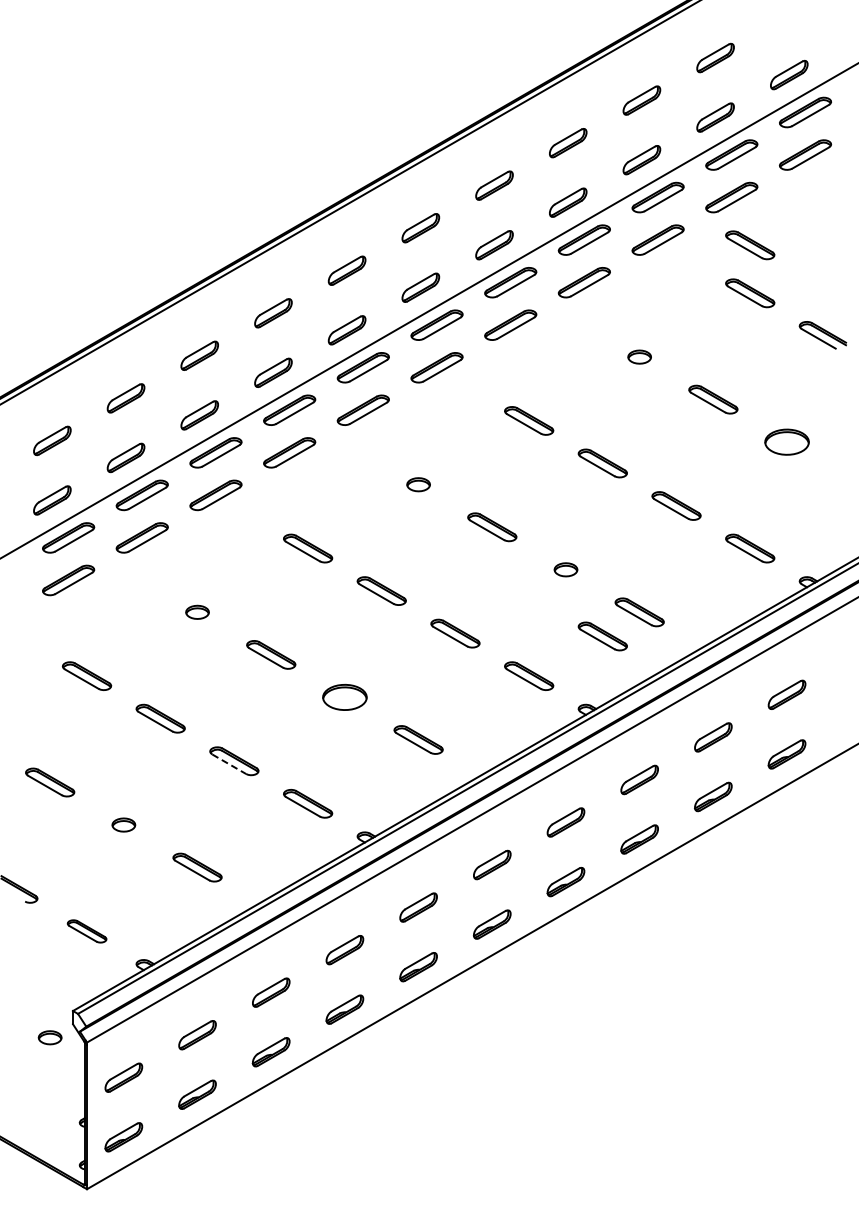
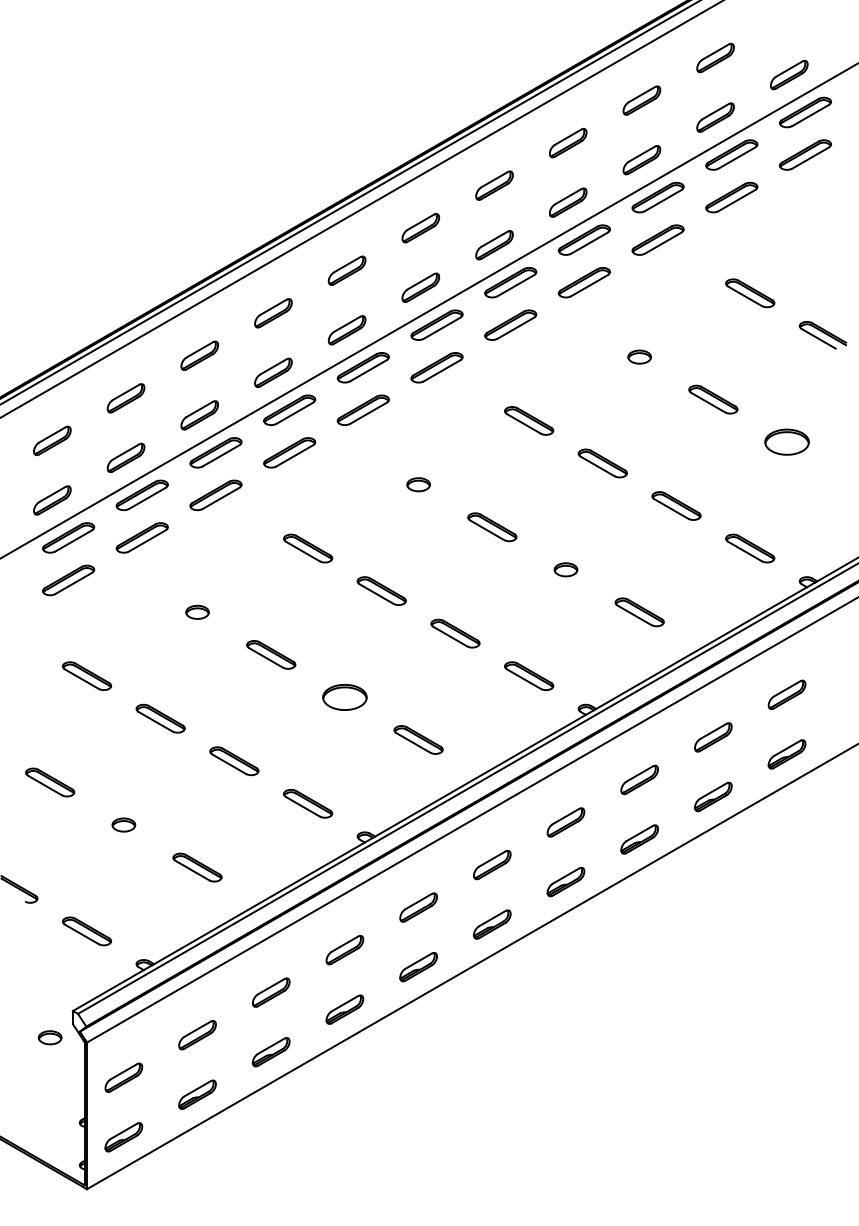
line: none -> present (361, 209)
part: present -> none (750, 245)
part: present -> none (602, 636)
line: dashed -> solid (229, 764)
part size: 42x25 px -> 51x31 px (87, 931)
